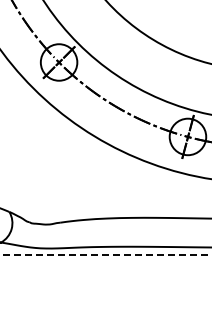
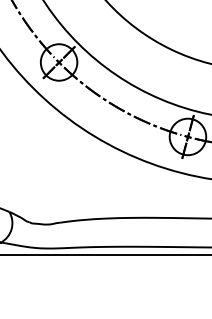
line: dashed -> solid (105, 254)
